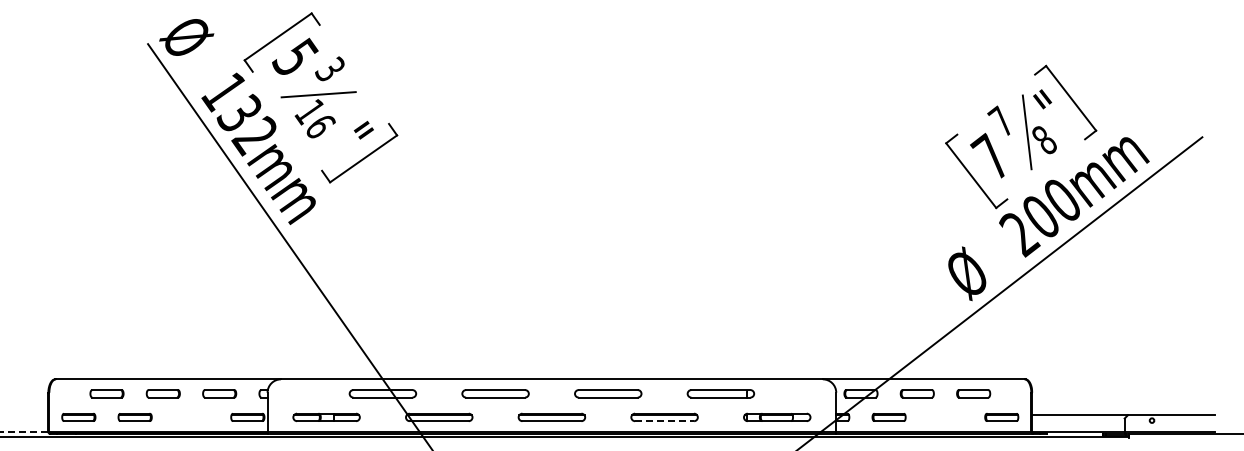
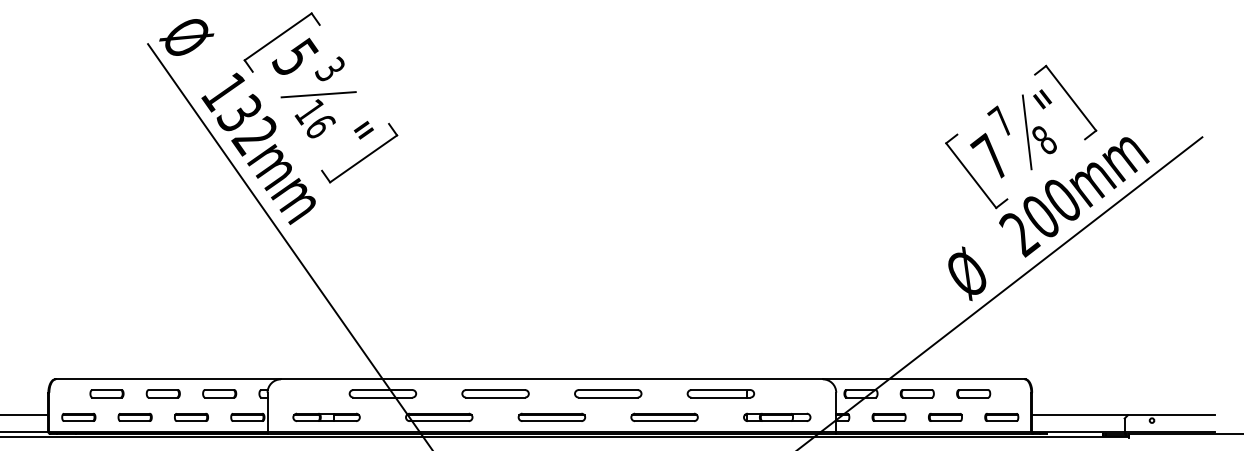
line: none -> present (25, 415)
part: none -> present (191, 417)
part: none -> present (945, 417)
line: dashed -> solid (664, 421)
line: dashed -> solid (23, 432)
